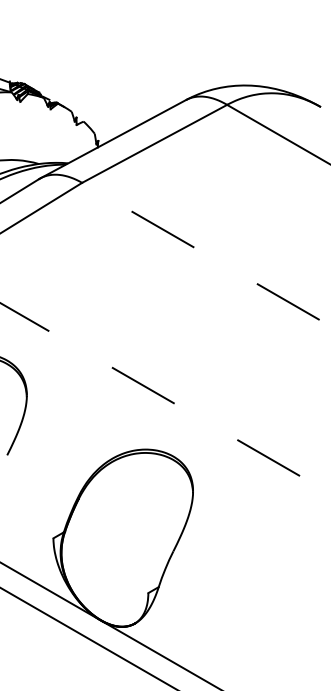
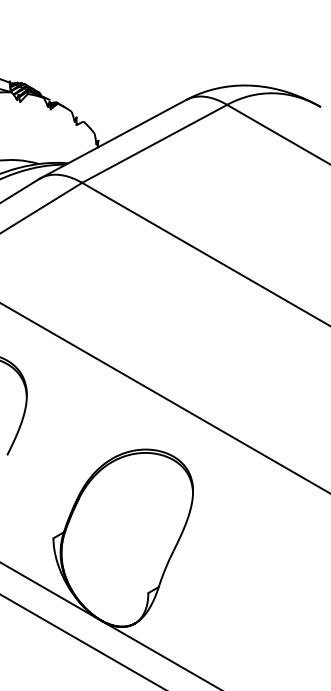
line: dashed -> solid (205, 254)
line: dashed -> solid (165, 398)
line position: (87, 637) -> (82, 641) (82, 641)
